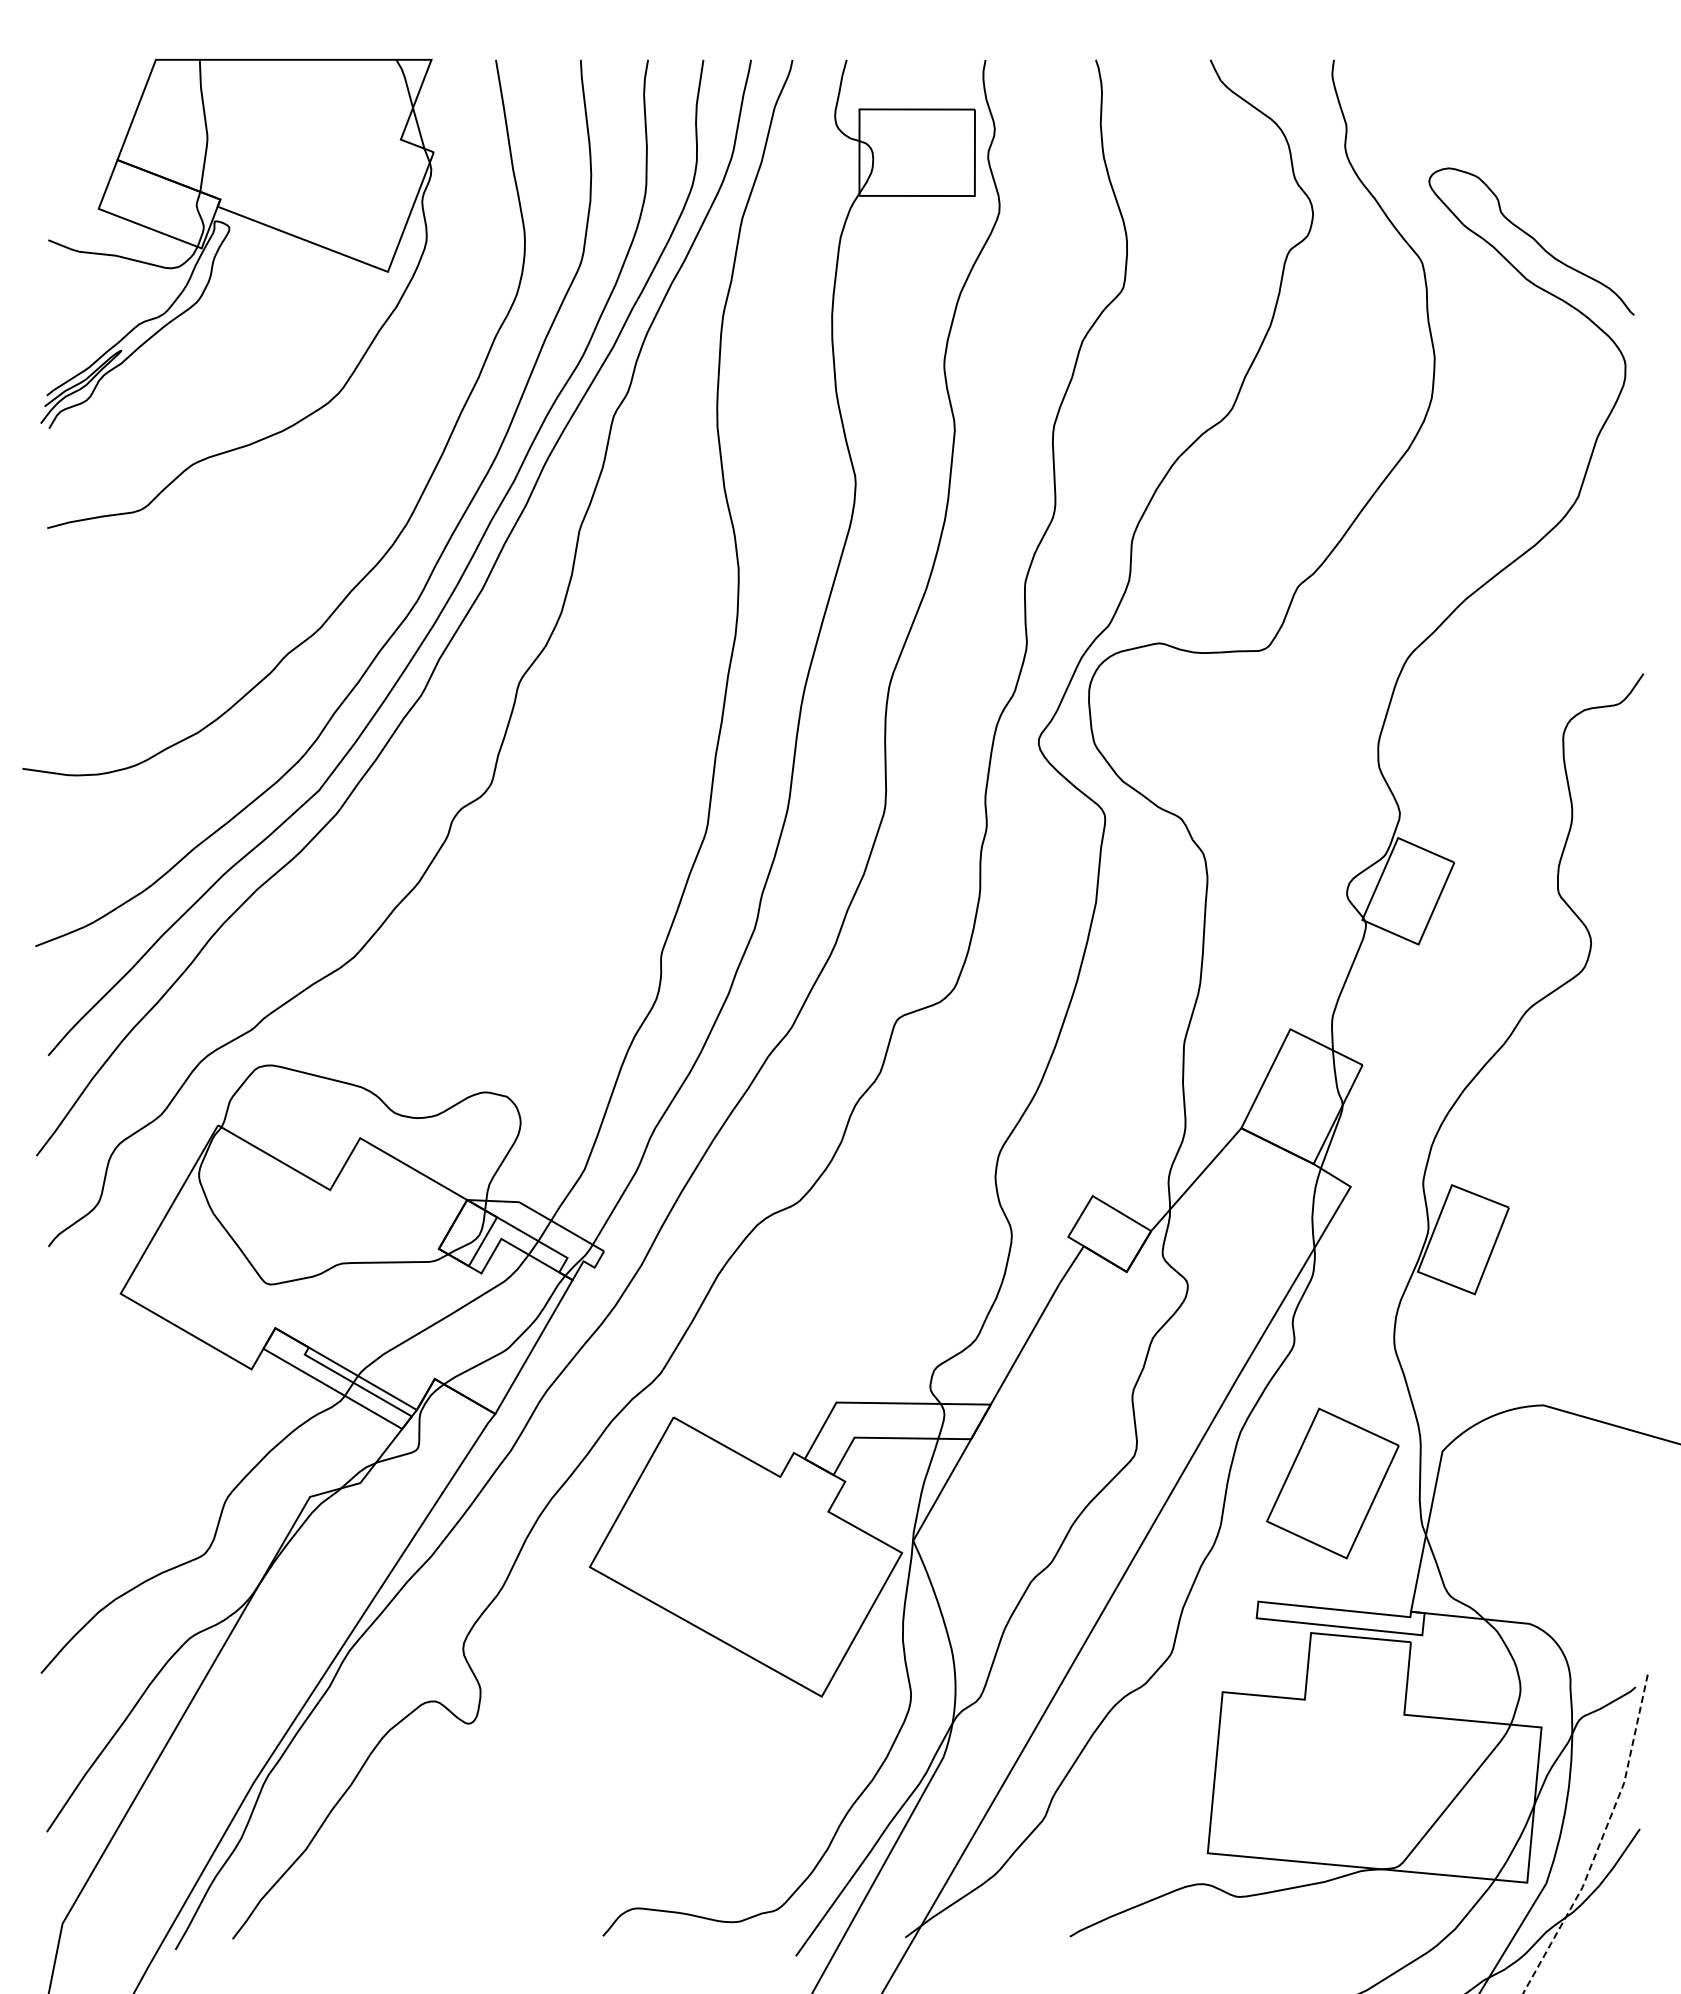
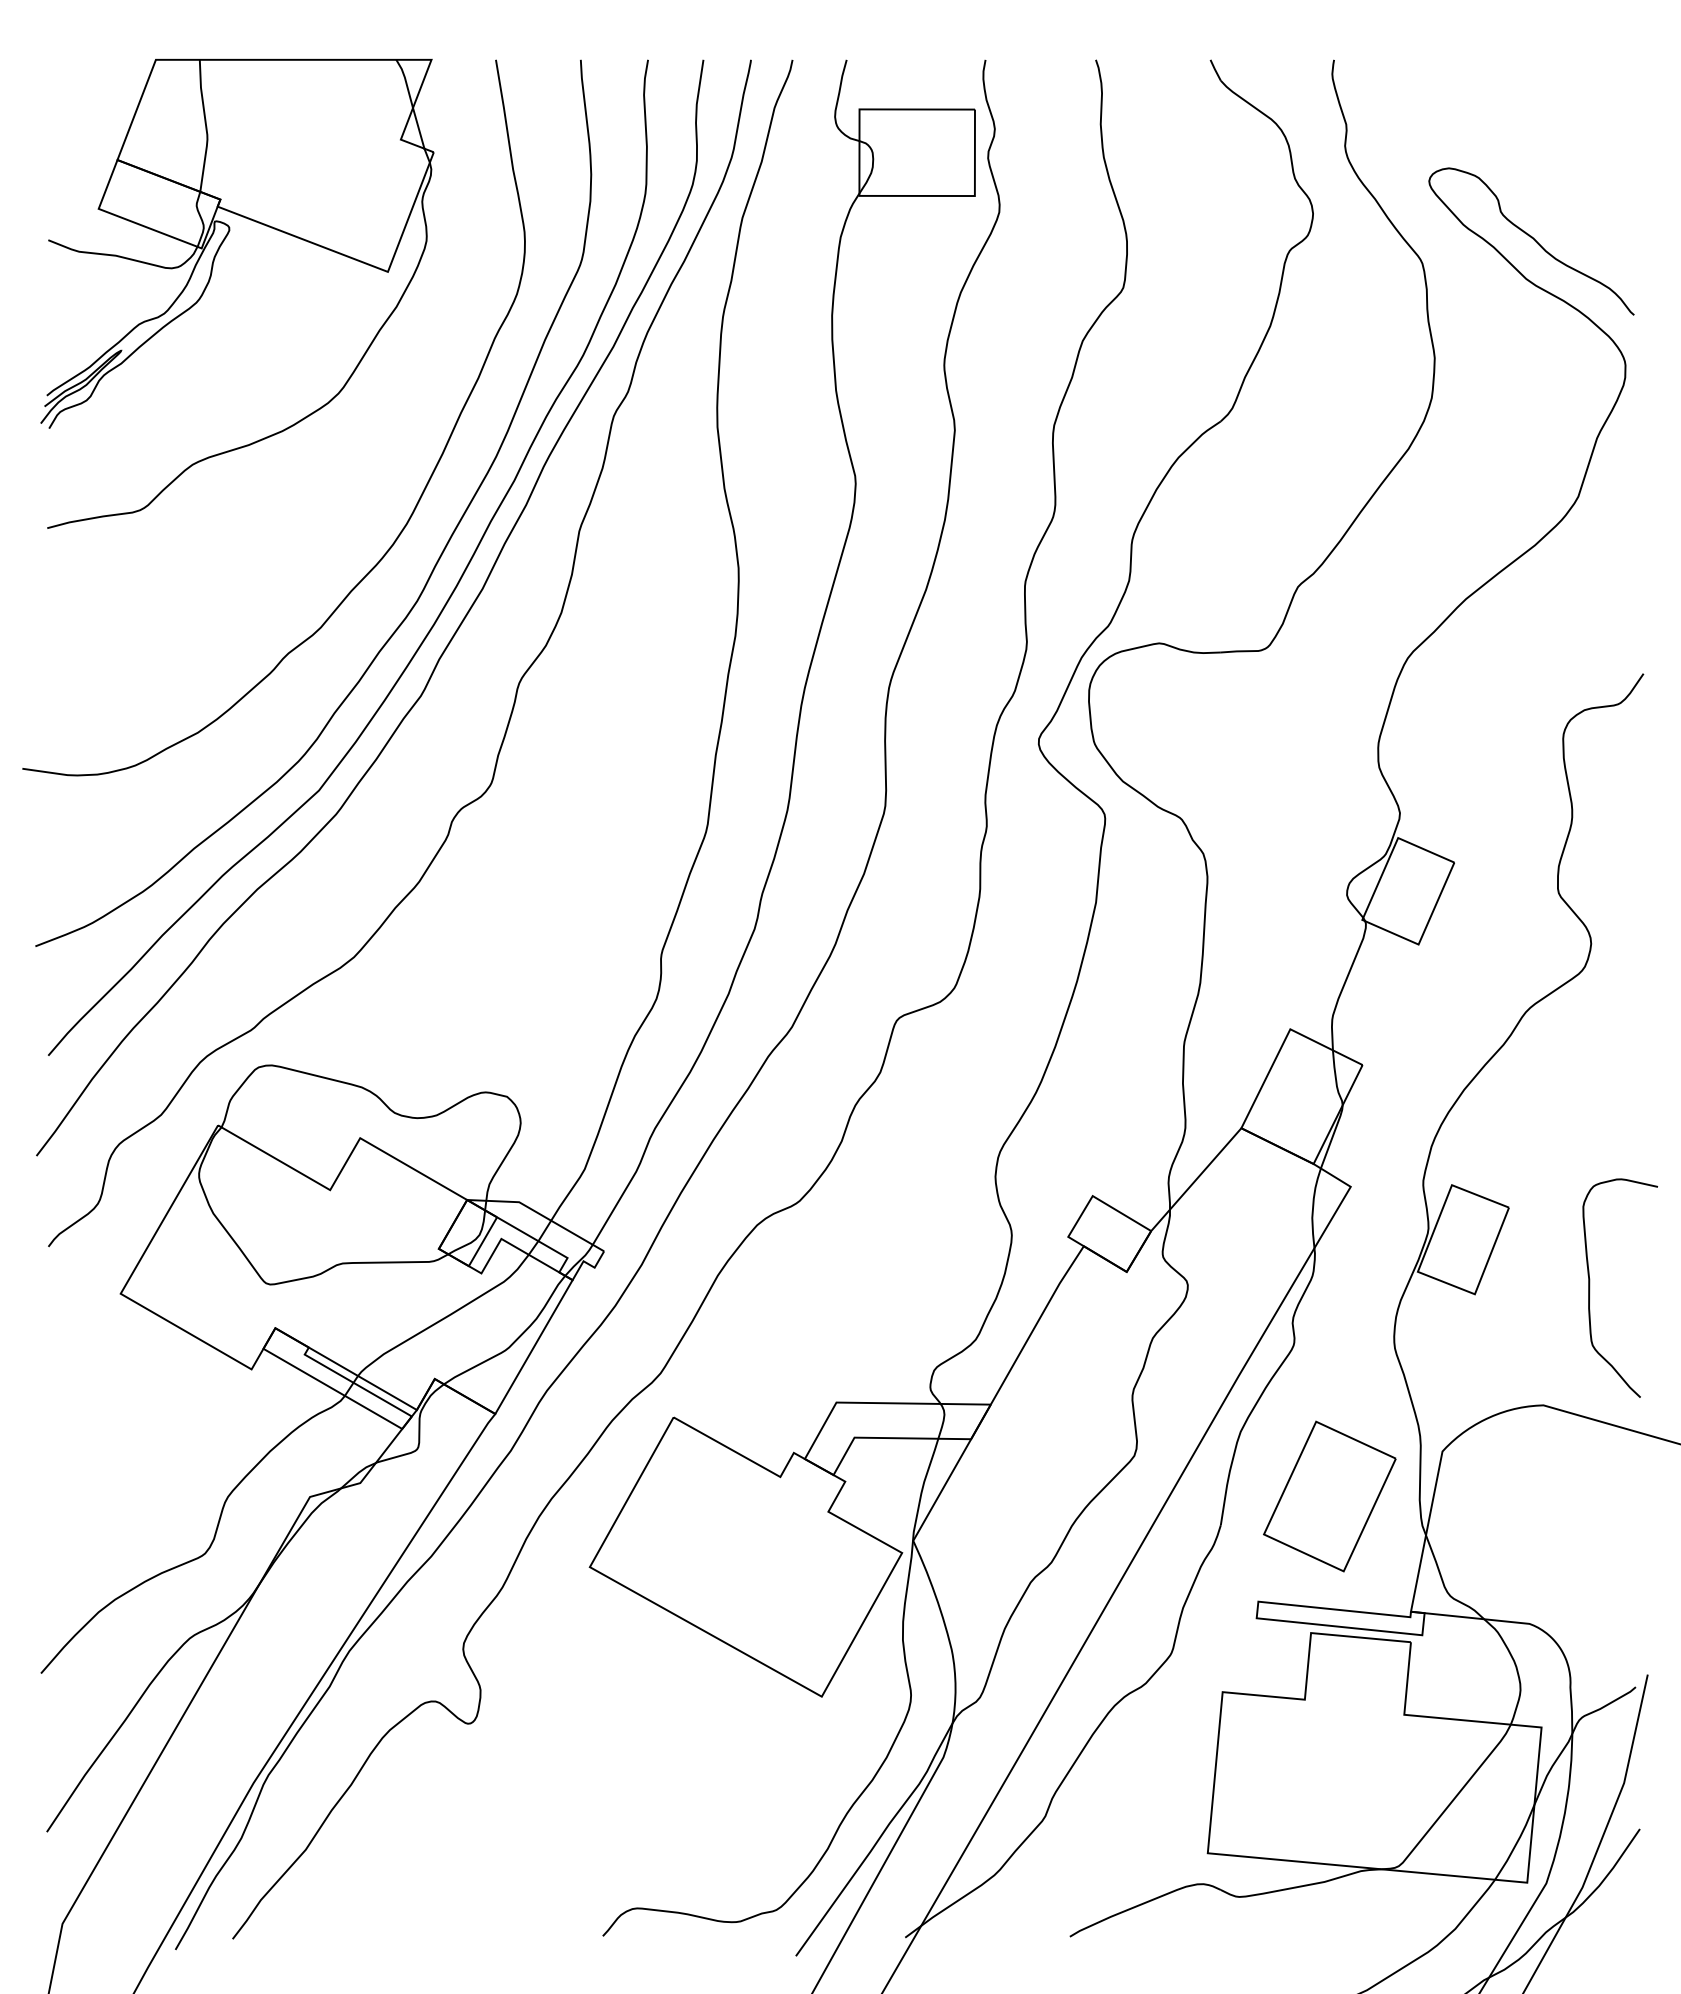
curve: none -> present (1590, 1287)
part position: (1332, 1483) -> (1329, 1496) (1329, 1496)
line: dashed -> solid (1601, 1840)
